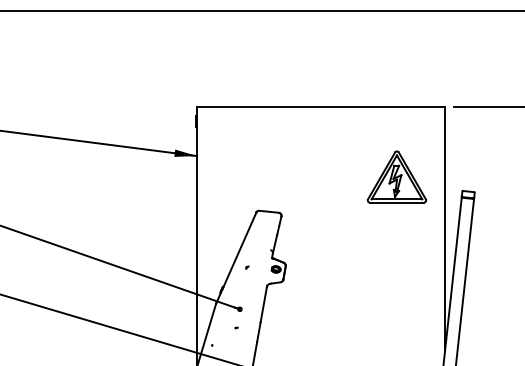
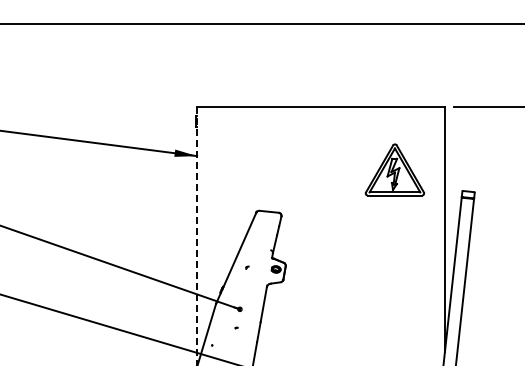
line position: (261, 10) -> (261, 23) (261, 23)
part position: (396, 176) -> (394, 169) (394, 169)
line: solid -> dashed (197, 236)
